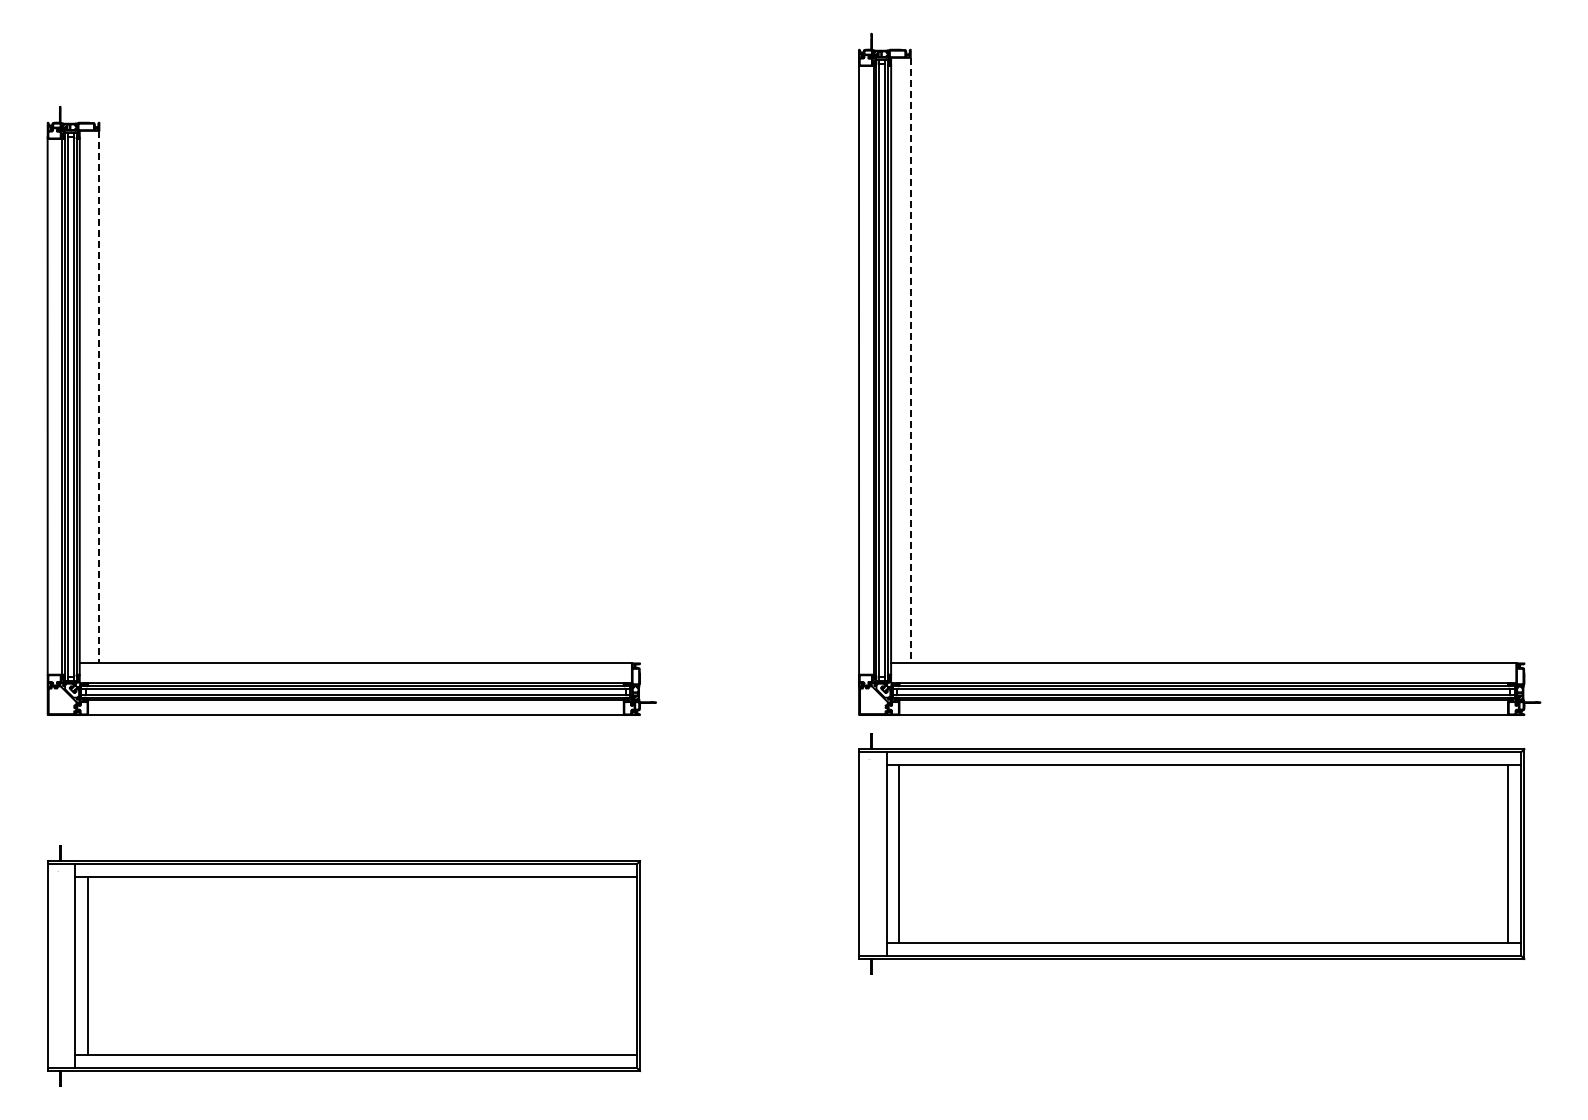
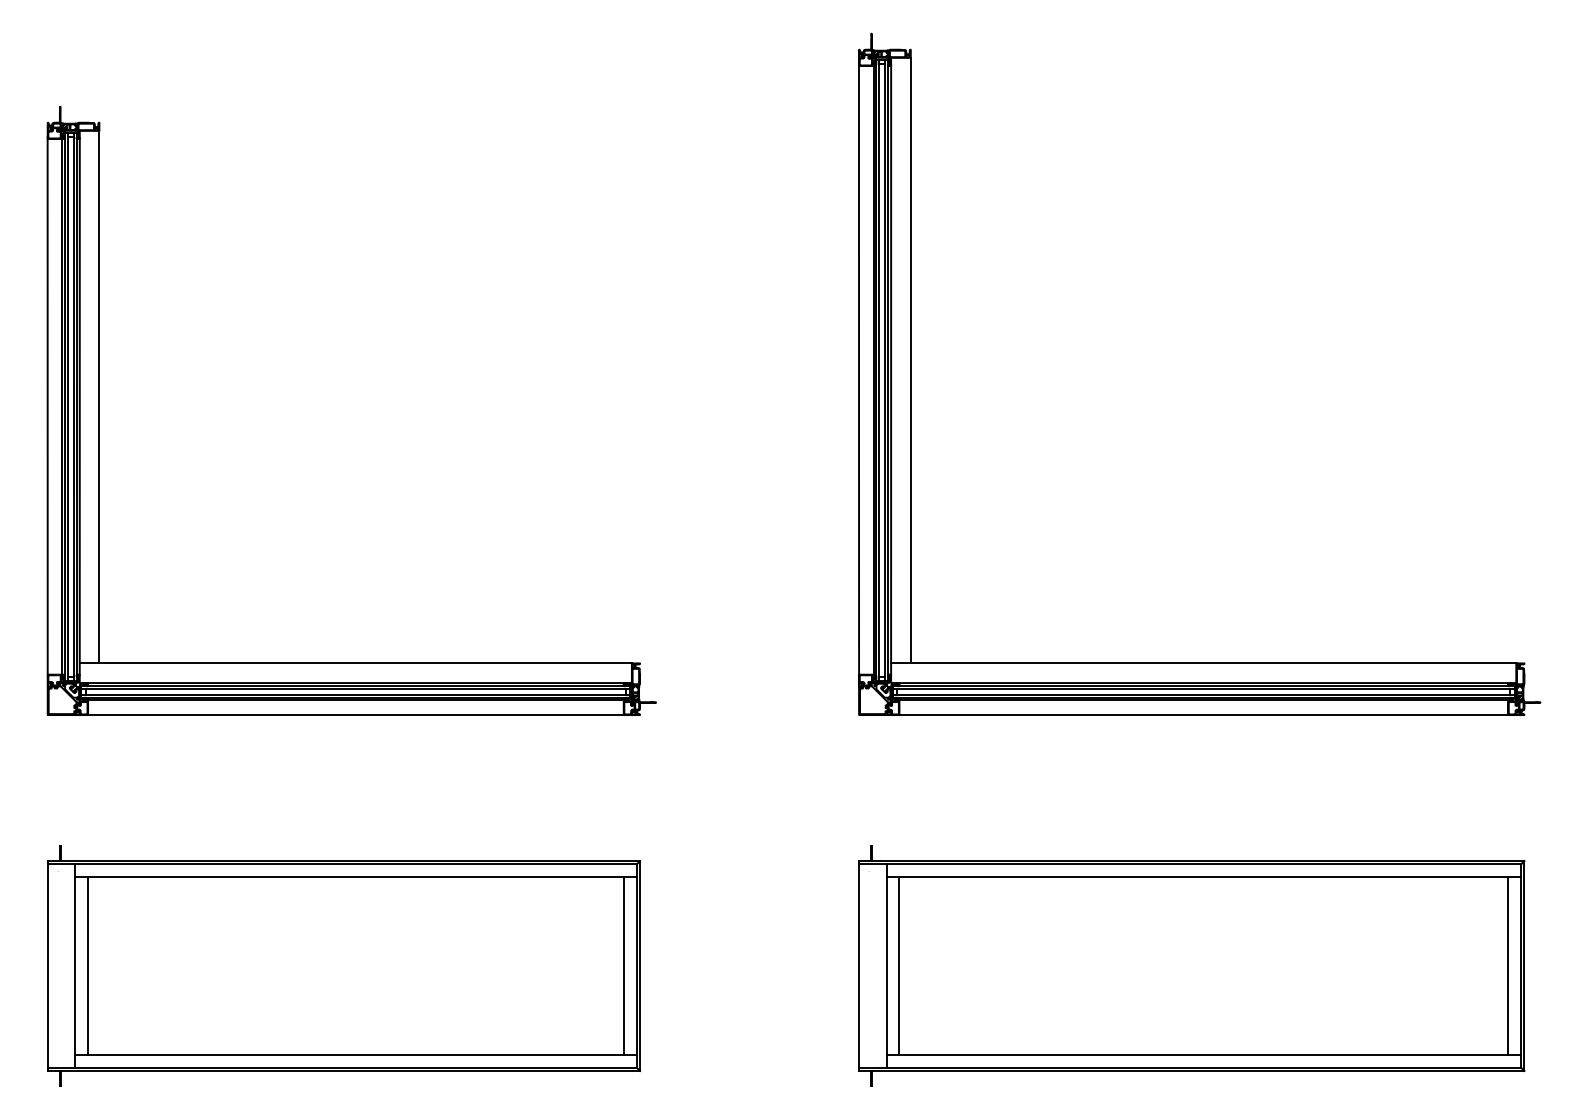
line: dashed -> solid (910, 360)
line: dashed -> solid (99, 397)
part position: (1191, 853) -> (1191, 965) (1191, 965)
line: none -> present (623, 965)
